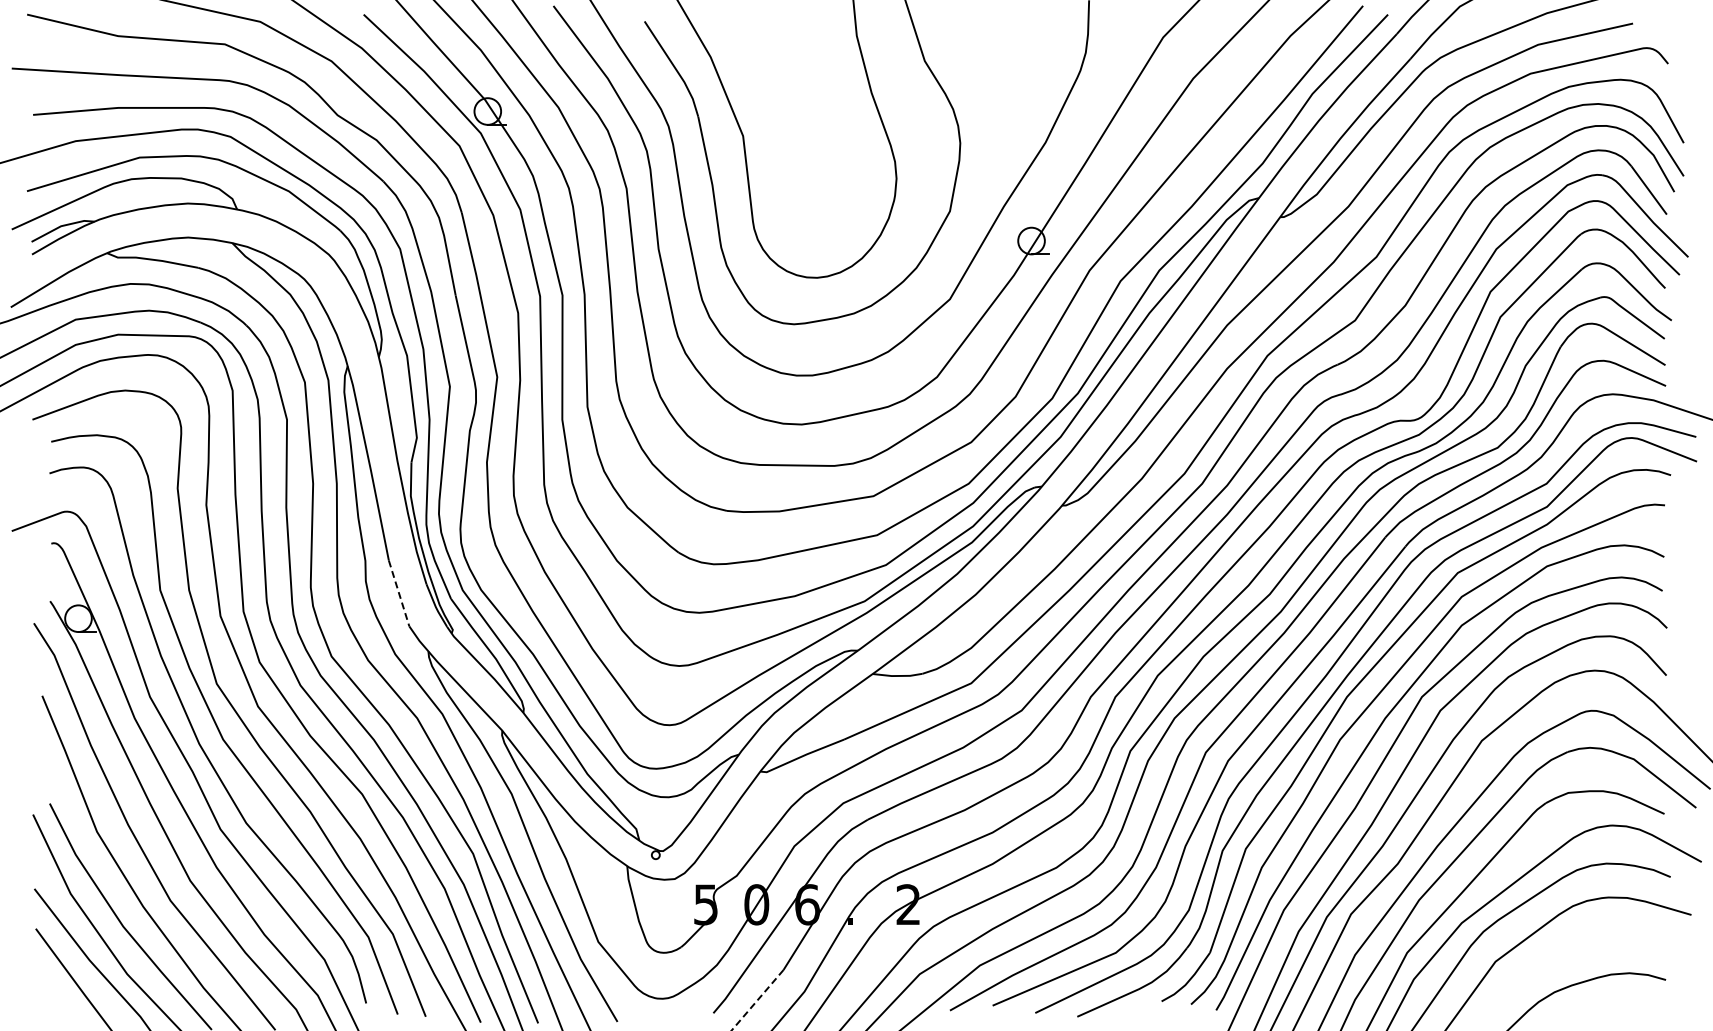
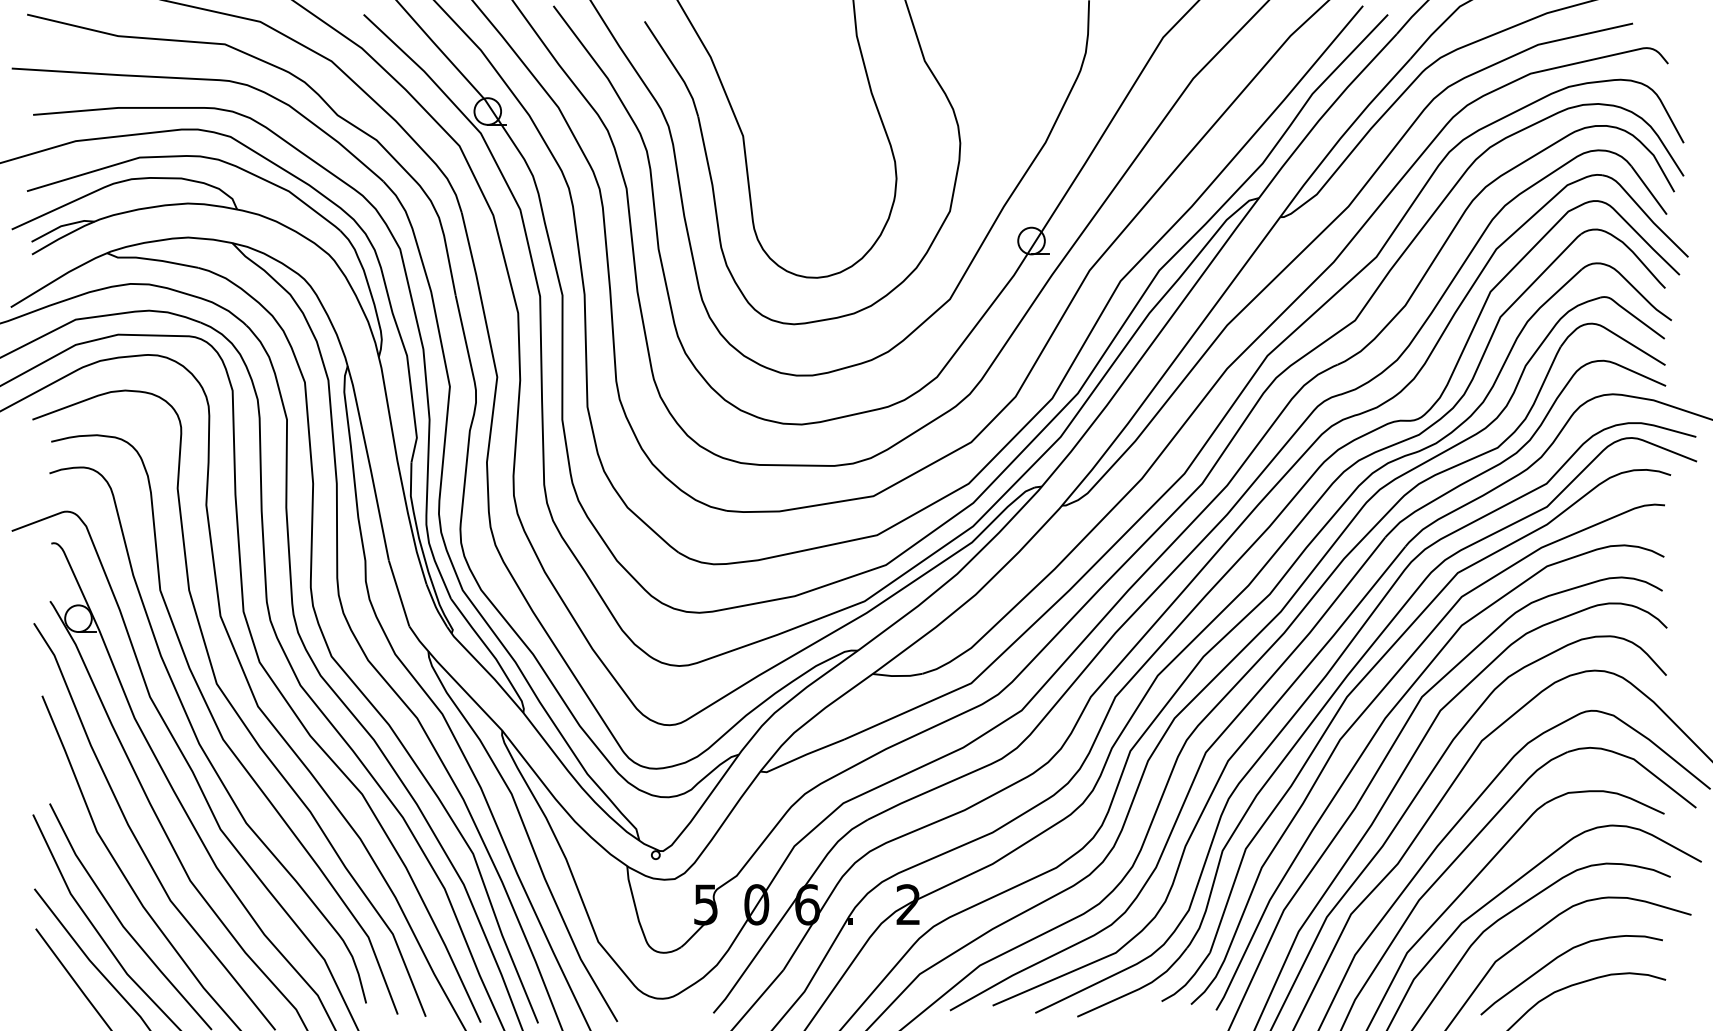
line: dashed -> solid (399, 593)
curve: none -> present (1559, 957)
line: dashed -> solid (757, 1000)
